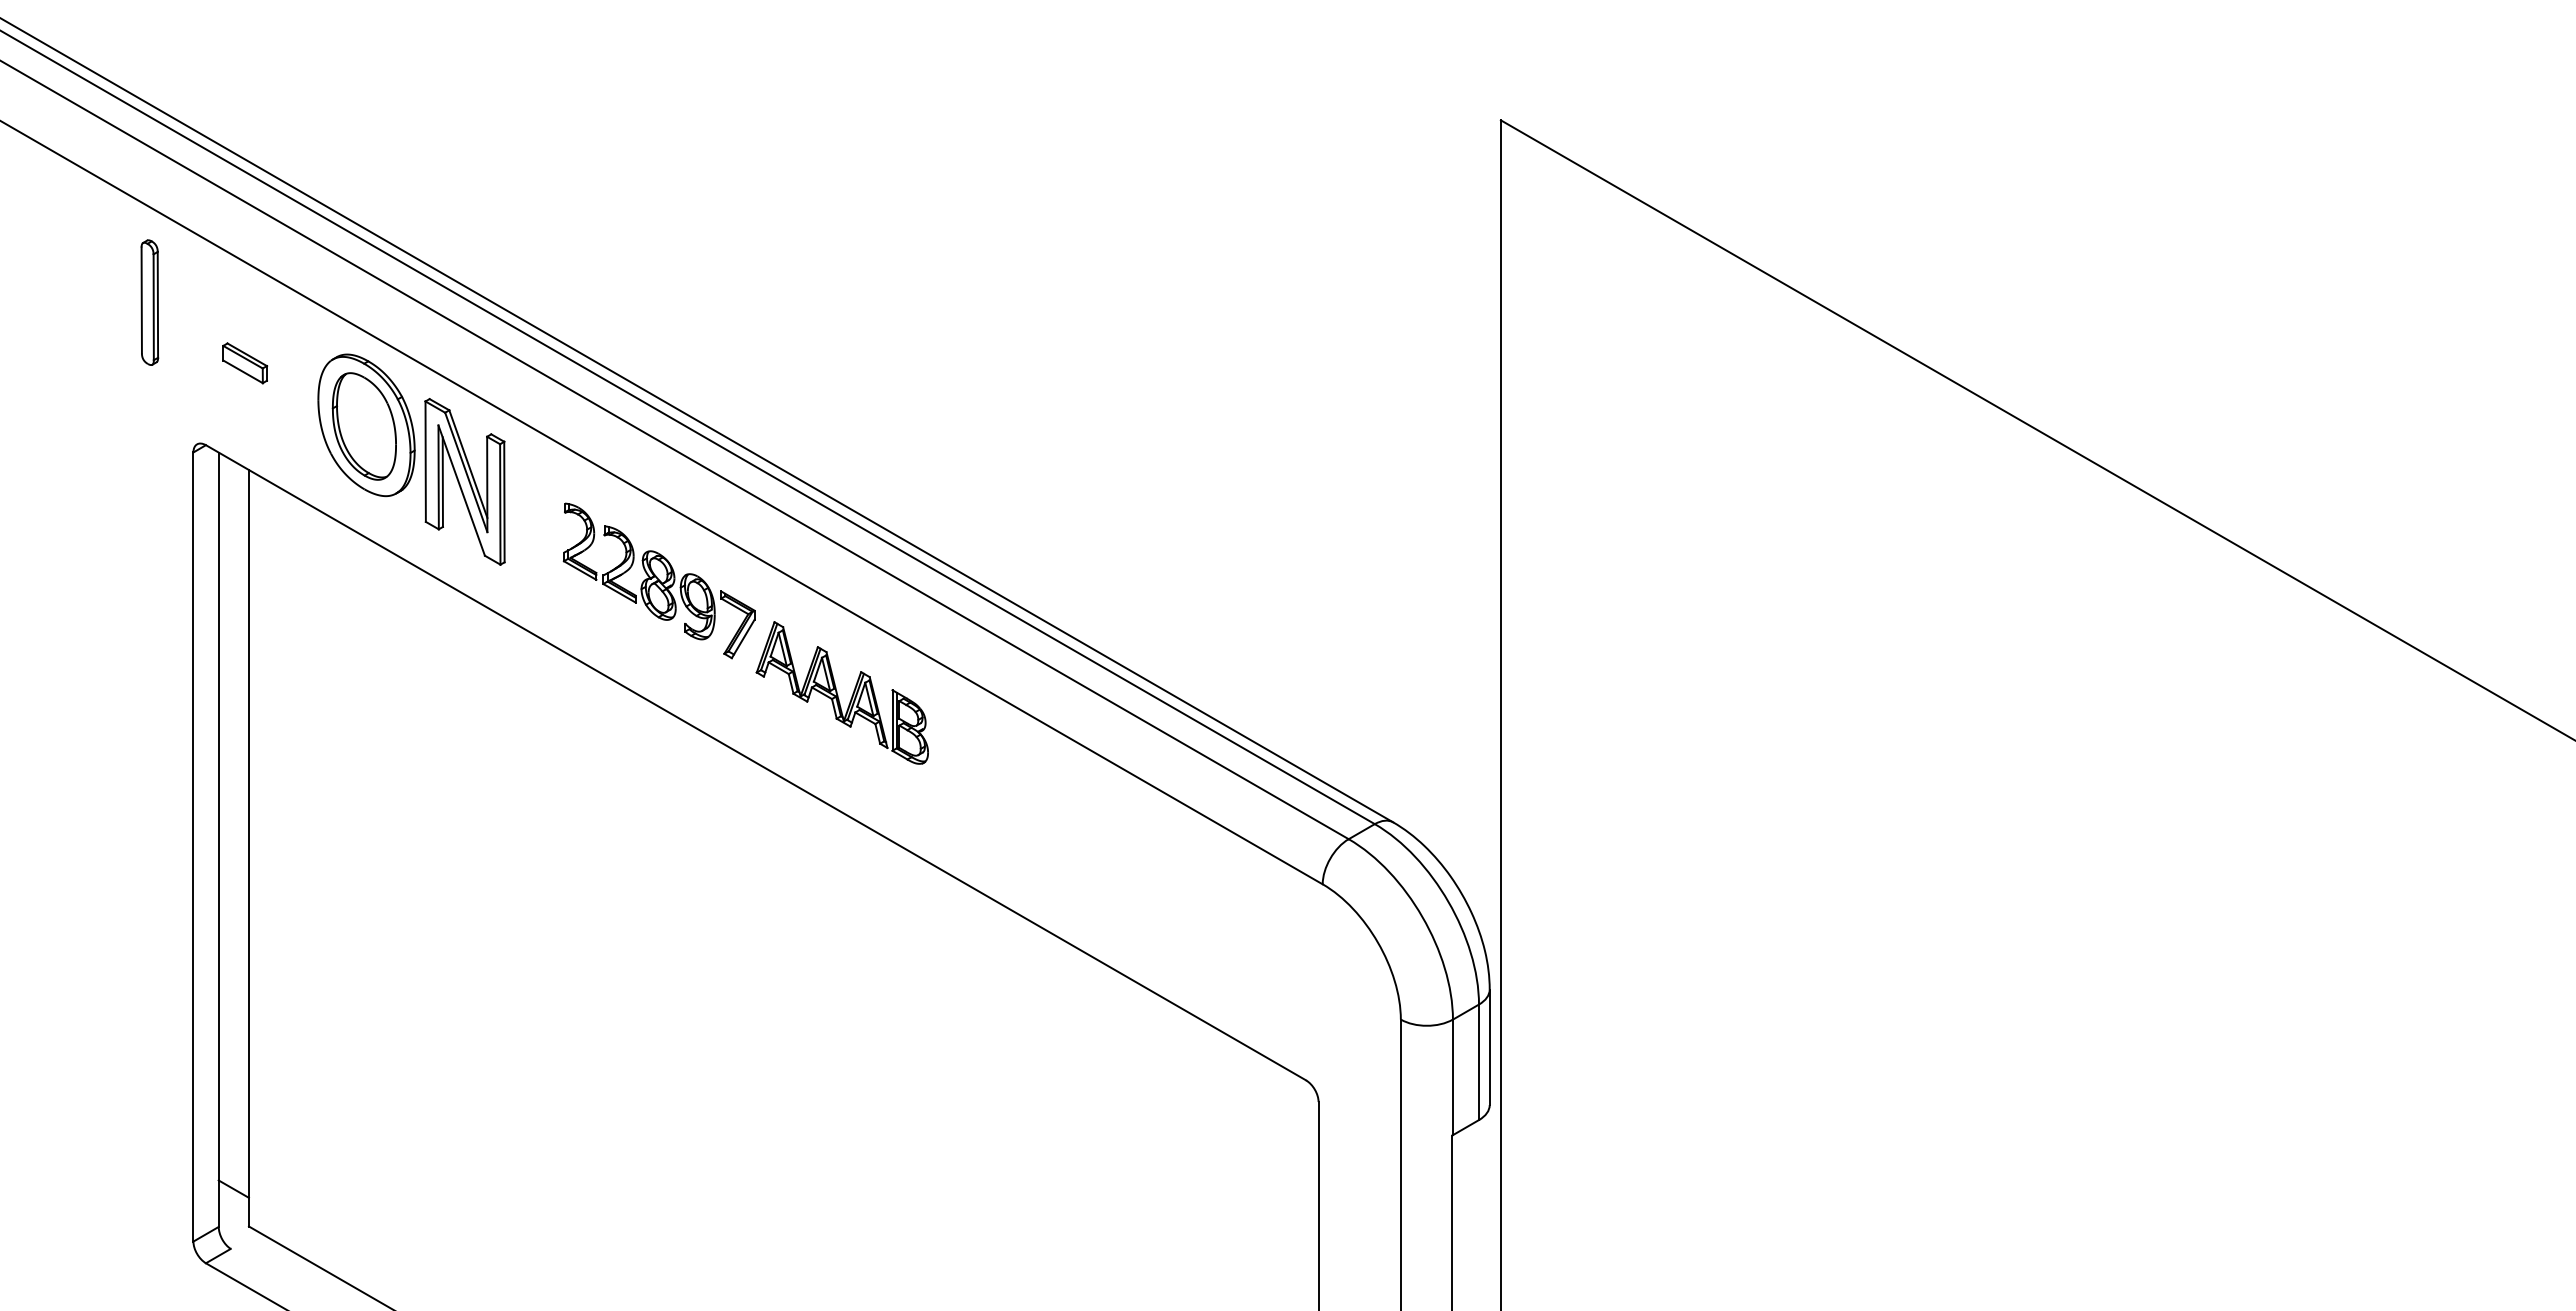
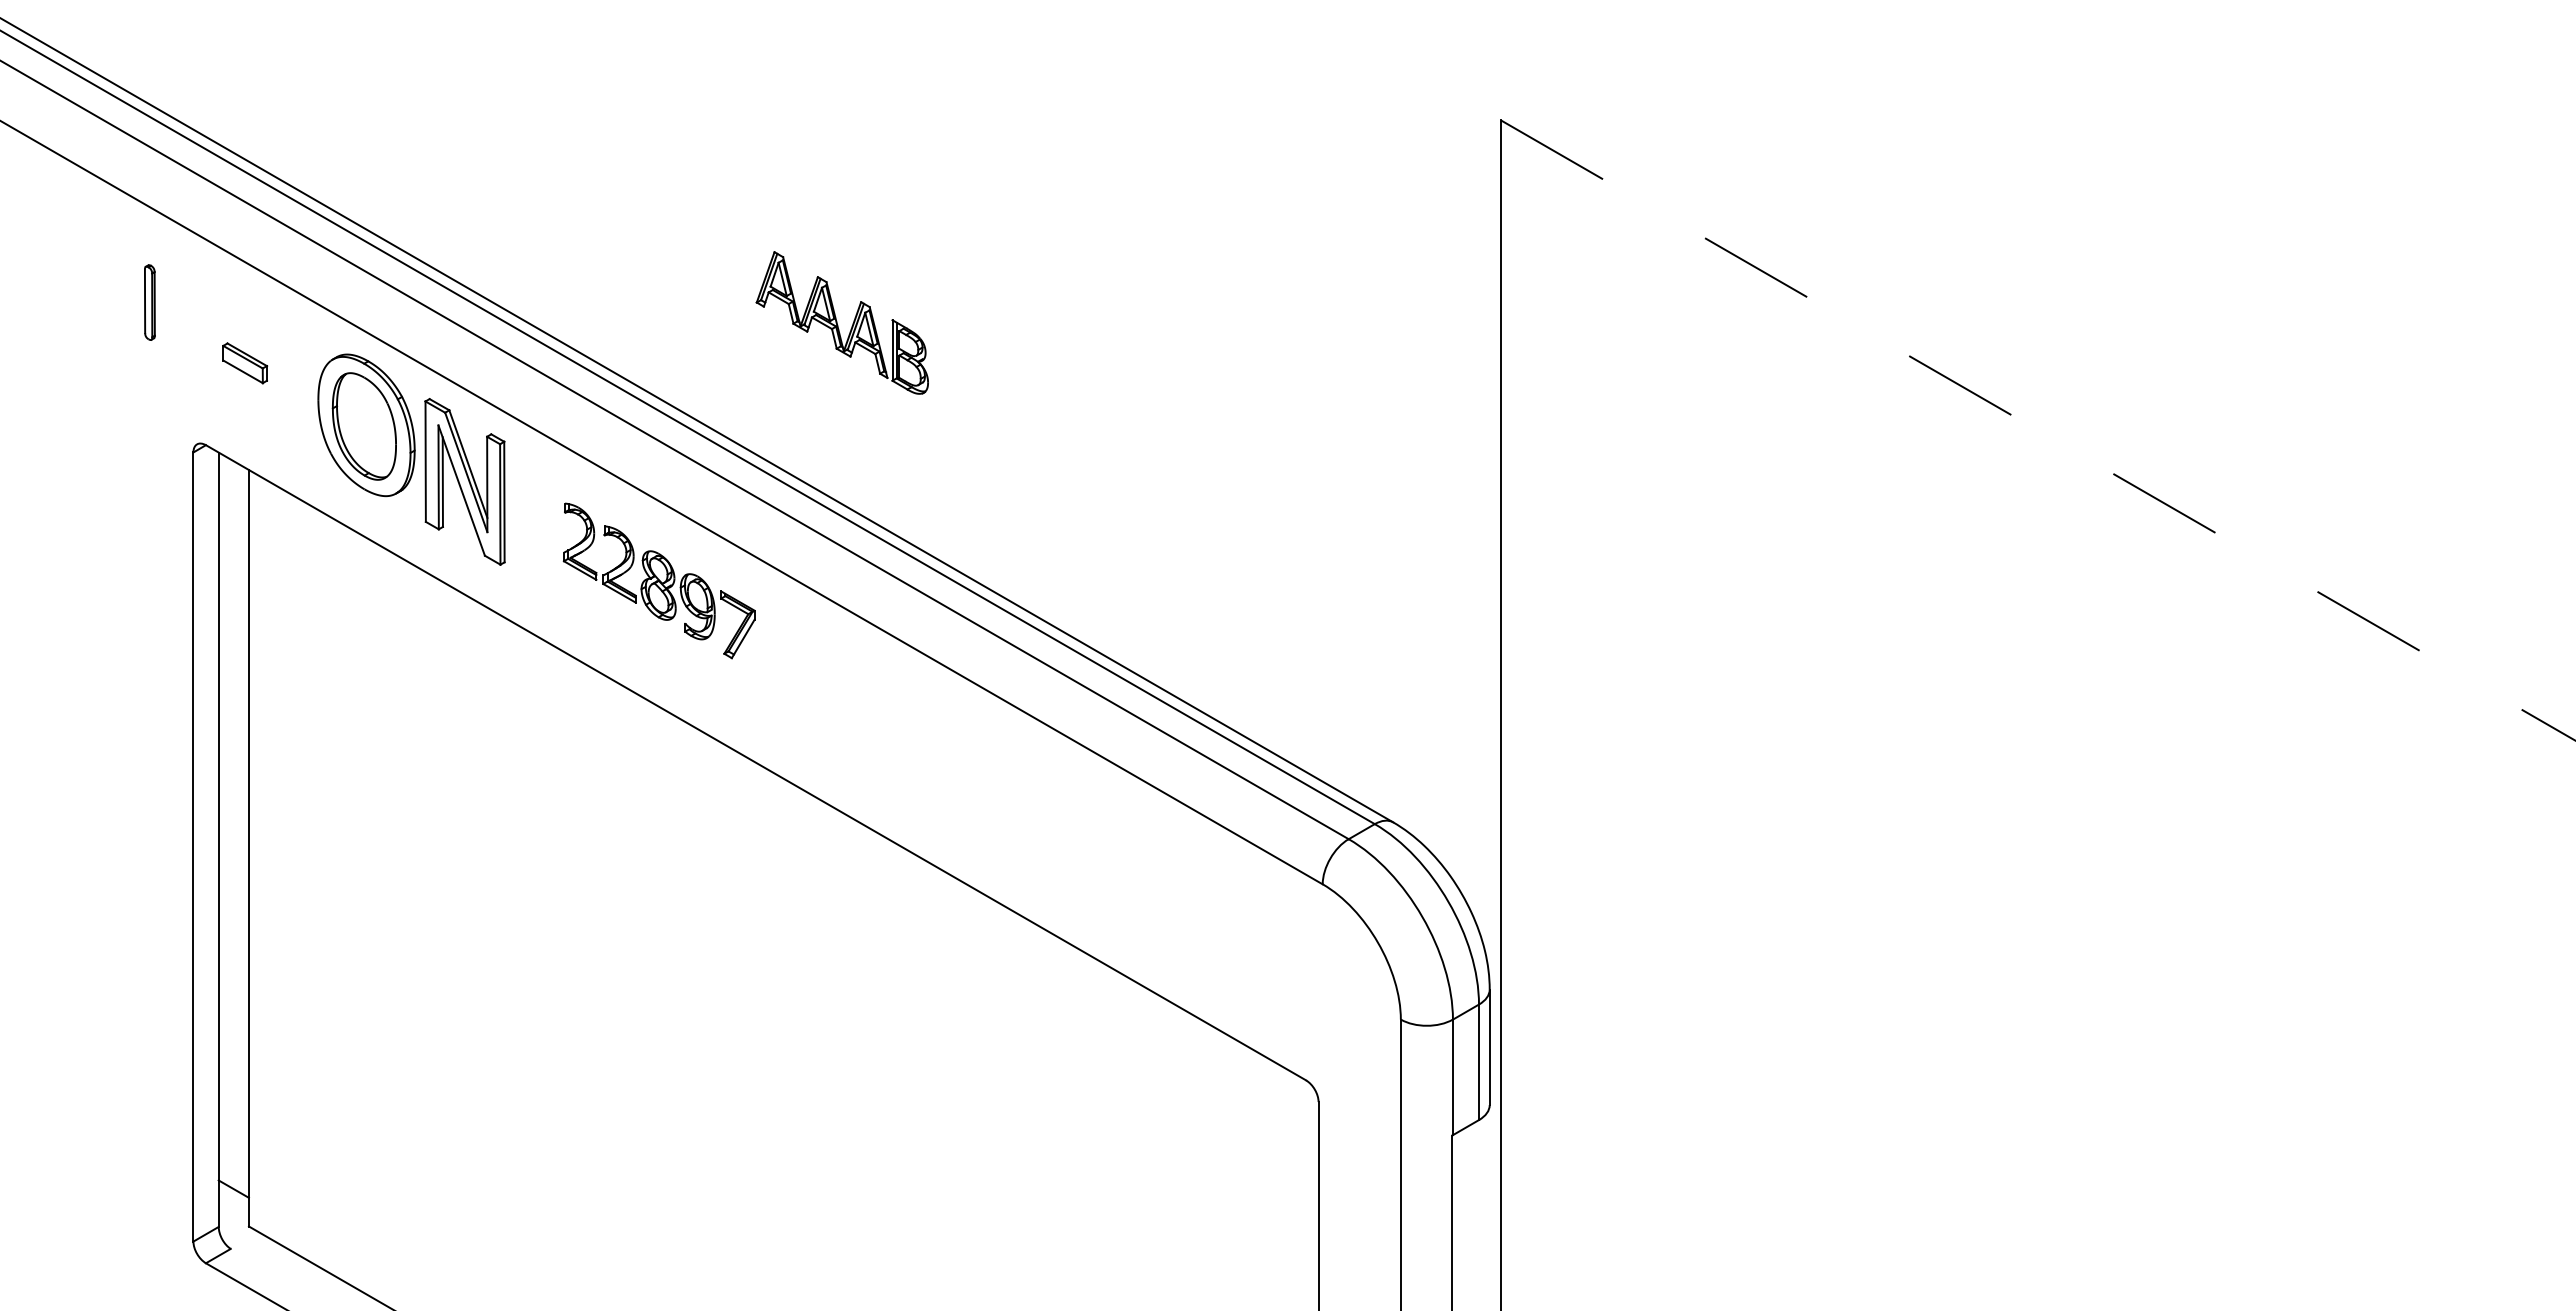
part size: 20x127 px -> 12x77 px (149, 302)
line: solid -> dashed (2038, 430)
part position: (841, 692) -> (841, 322) (841, 322)
